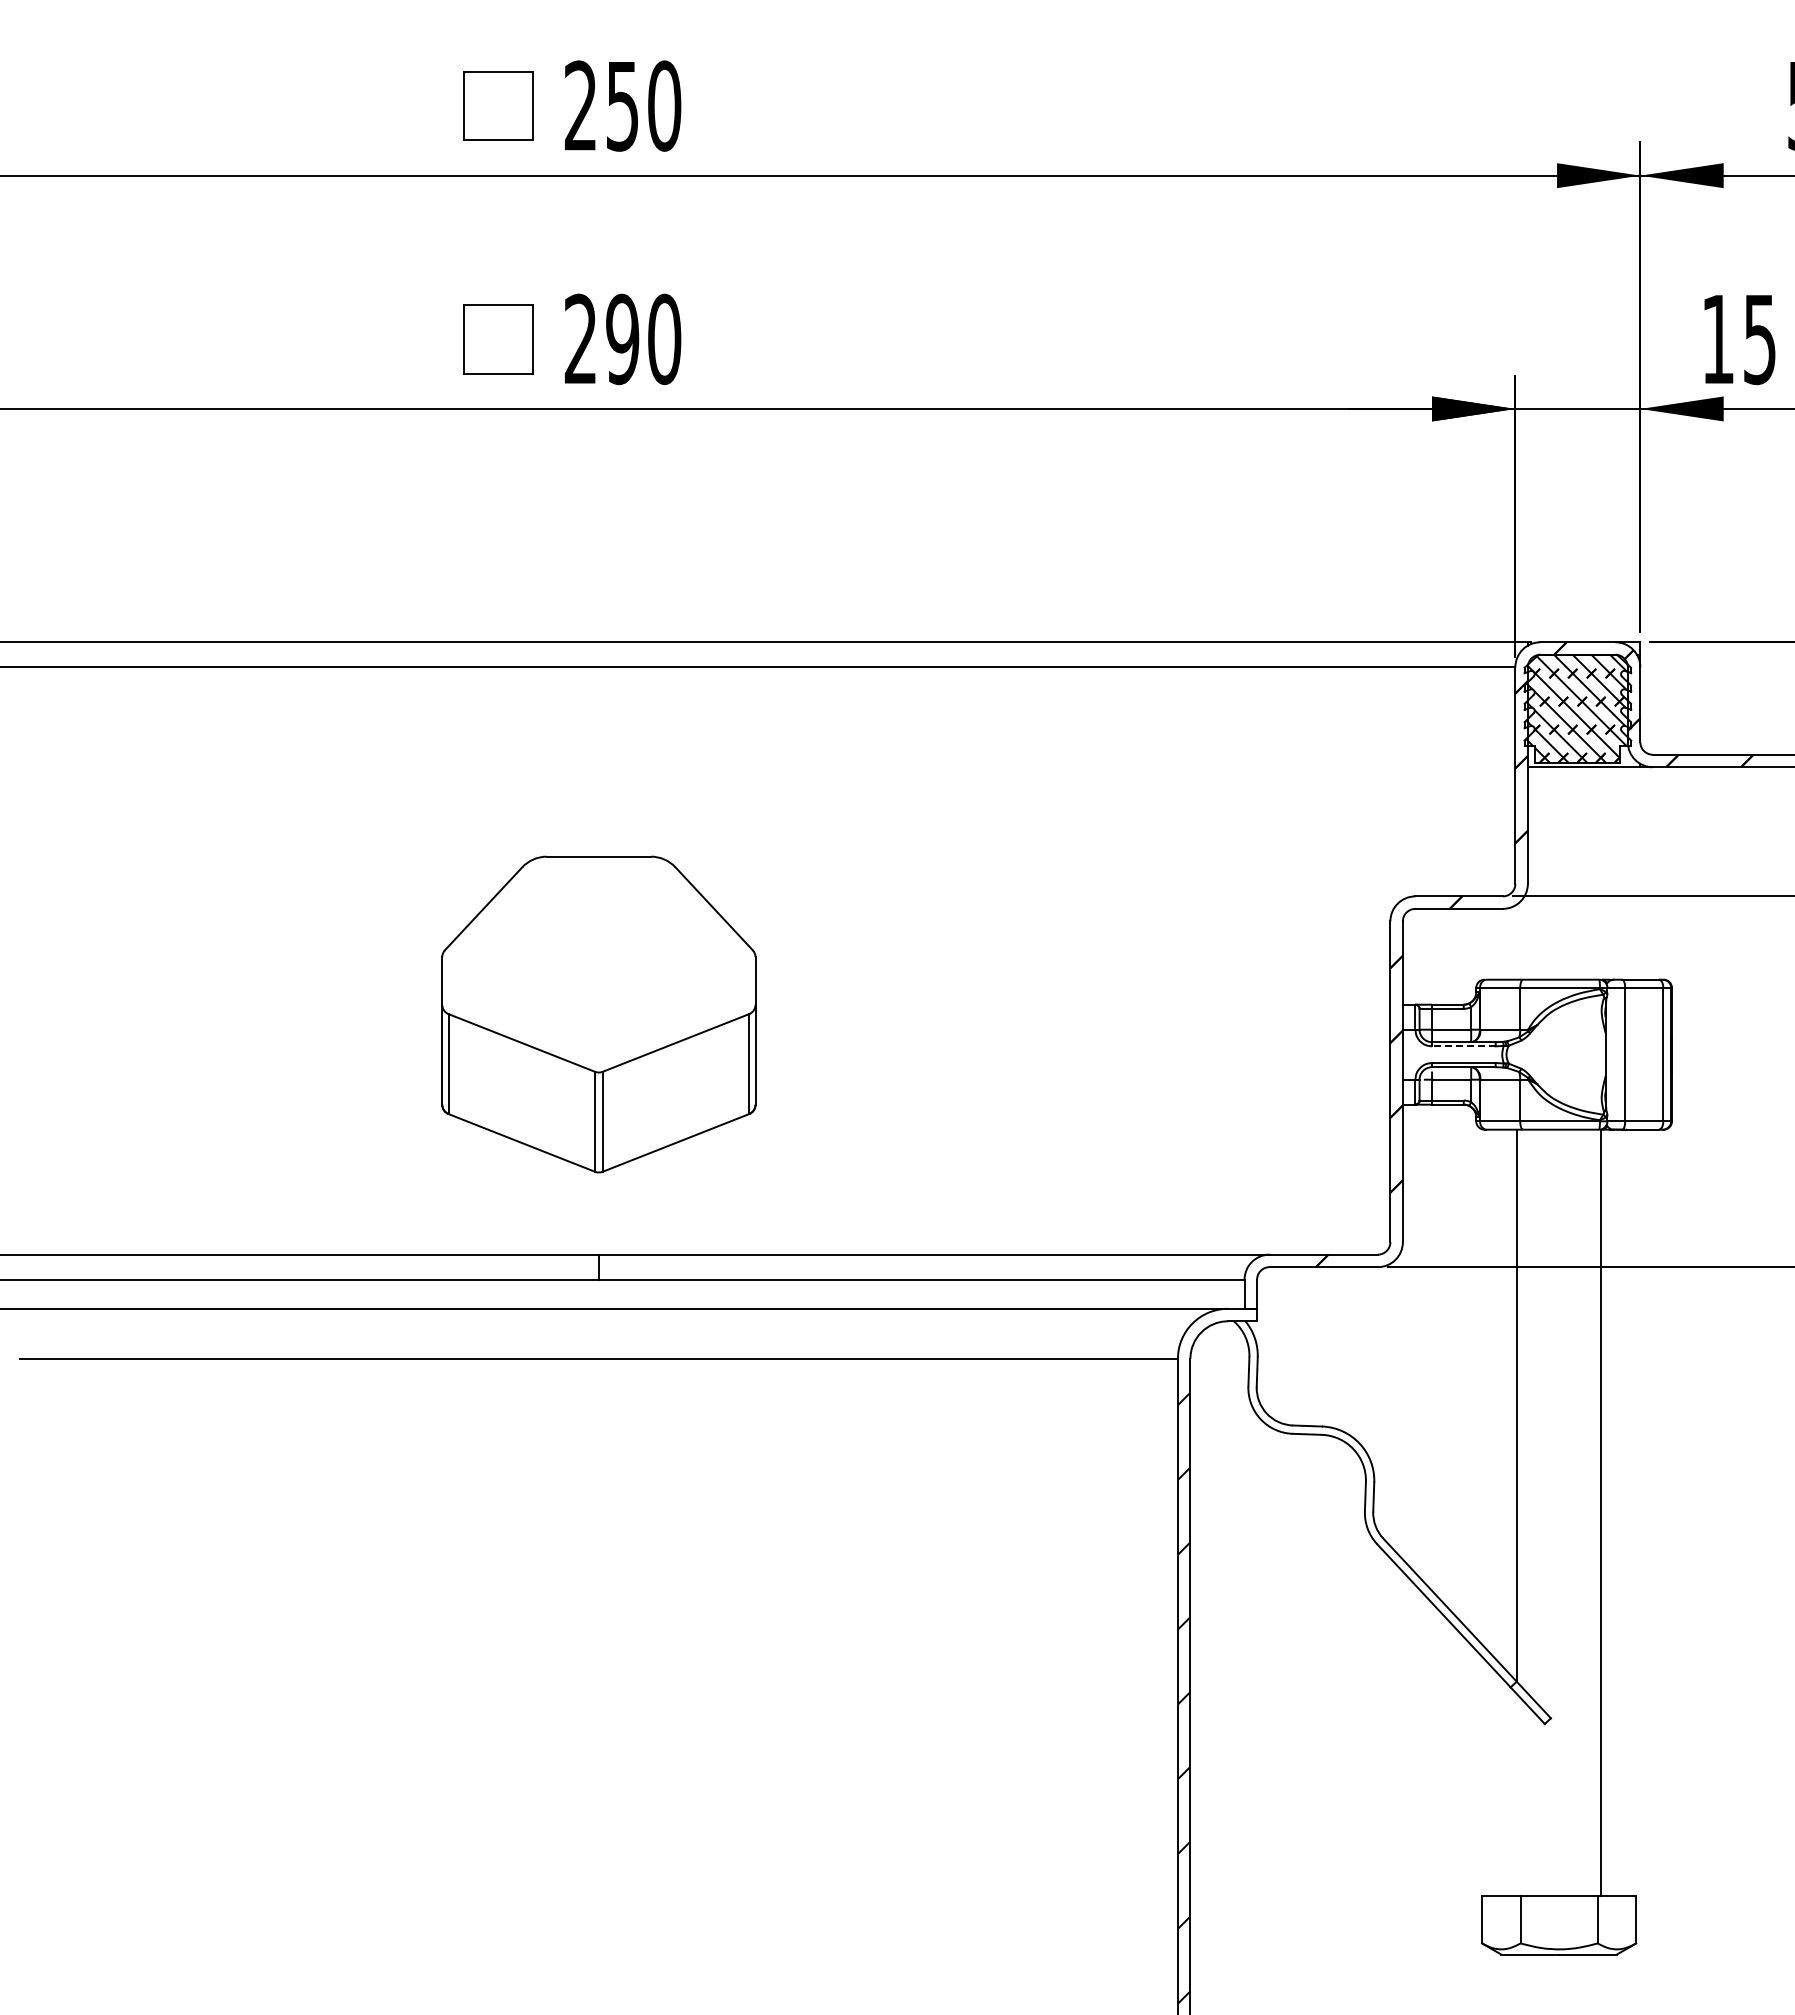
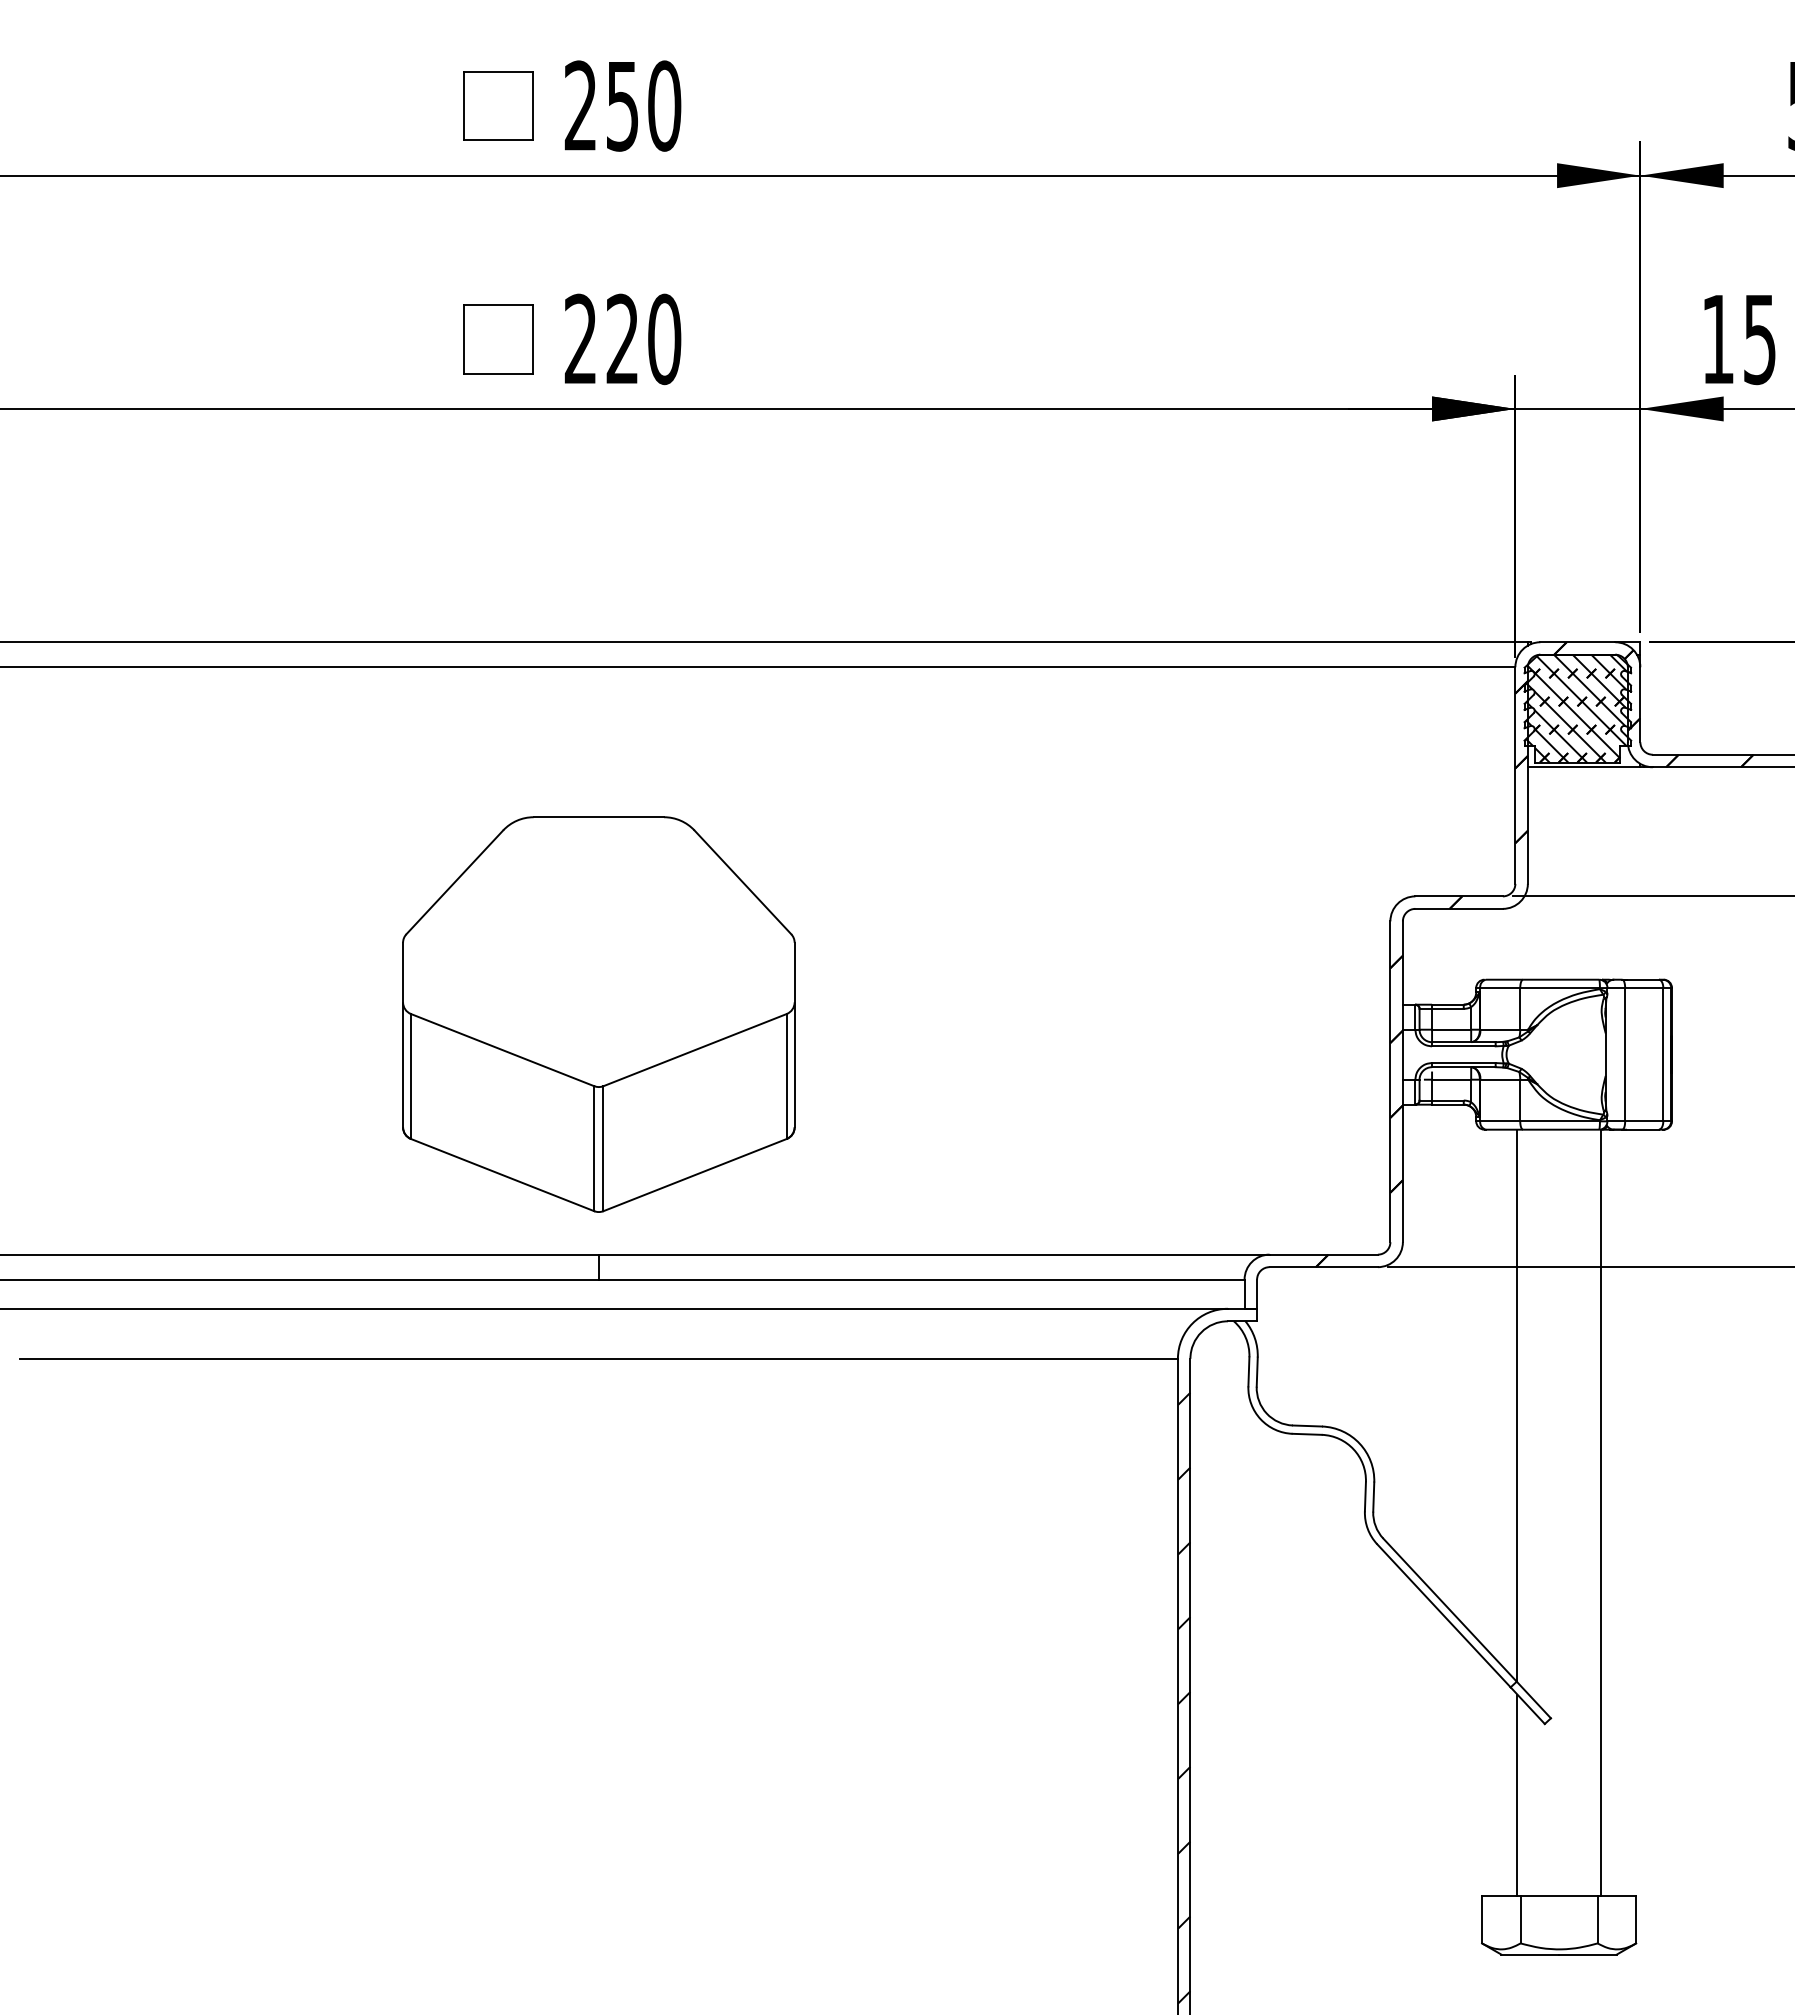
text: 290 -> 220 (622, 339)
part size: 316x319 px -> 394x397 px (598, 1014)
line: dashed -> solid (1463, 1046)
line: none -> present (1517, 1795)
